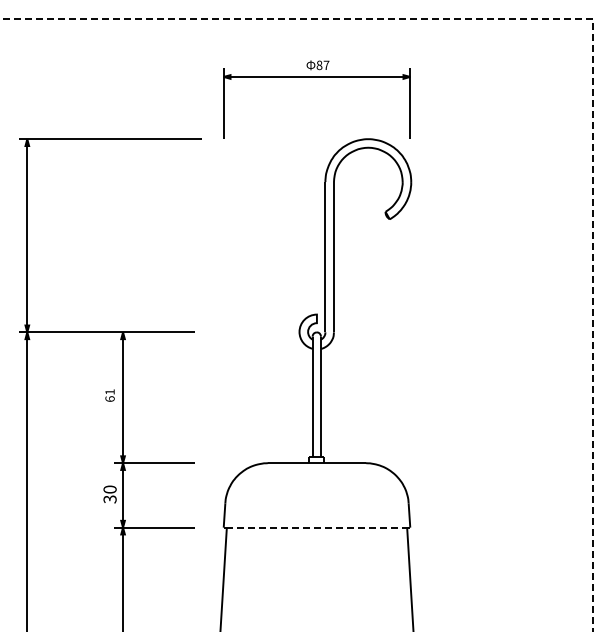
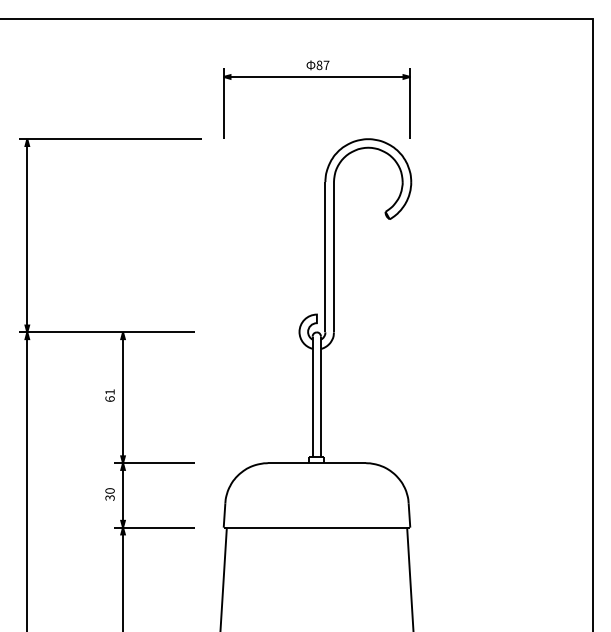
line: dashed -> solid (592, 28)
part size: 14x19 px -> 10x13 px (109, 494)
line: dashed -> solid (316, 527)
